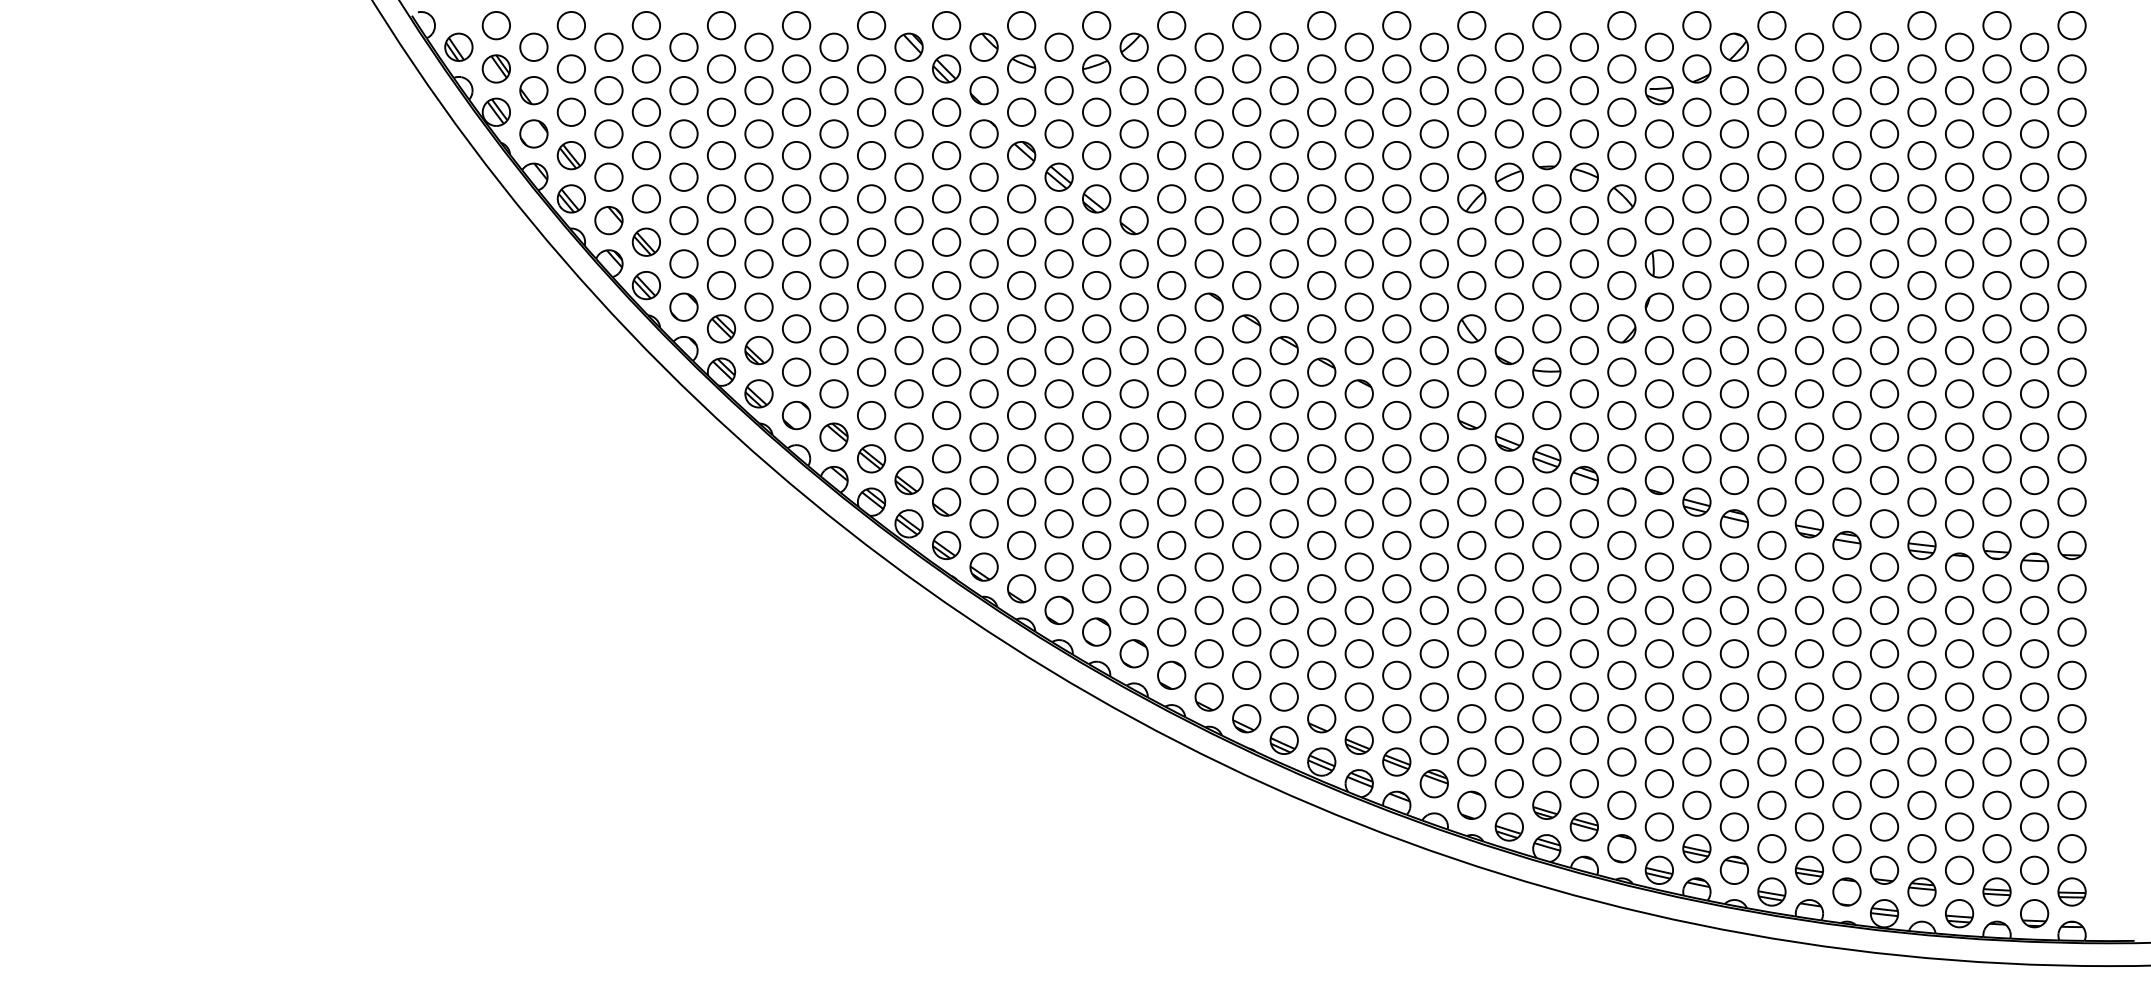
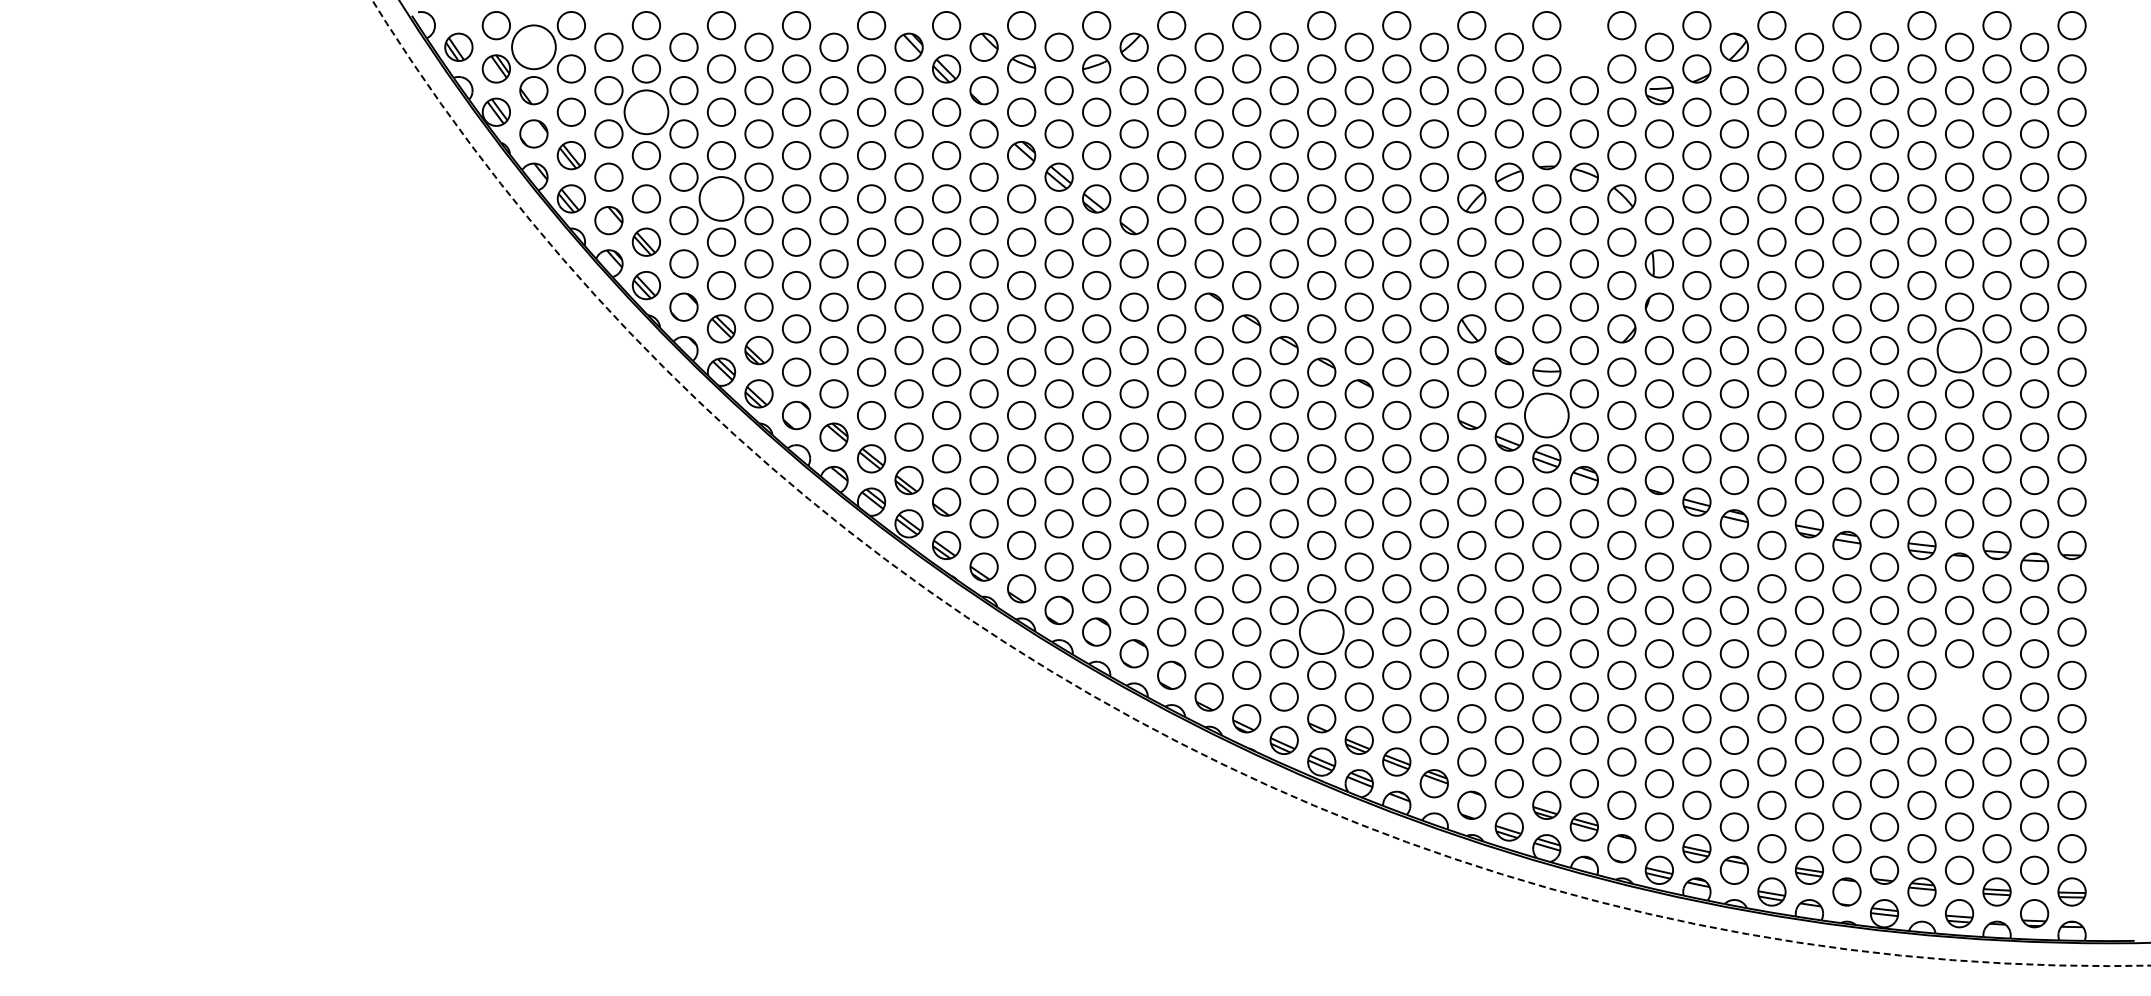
circle diameter: 27 px -> 44 px (533, 47)
circle: present -> none (1583, 46)
circle diameter: 27 px -> 44 px (646, 112)
circle diameter: 27 px -> 44 px (721, 198)
circle diameter: 27 px -> 44 px (1959, 350)
circle diameter: 27 px -> 44 px (1546, 415)
circle: solid -> dashed (1261, 483)
circle diameter: 27 px -> 44 px (1321, 632)
circle: present -> none (1959, 696)
